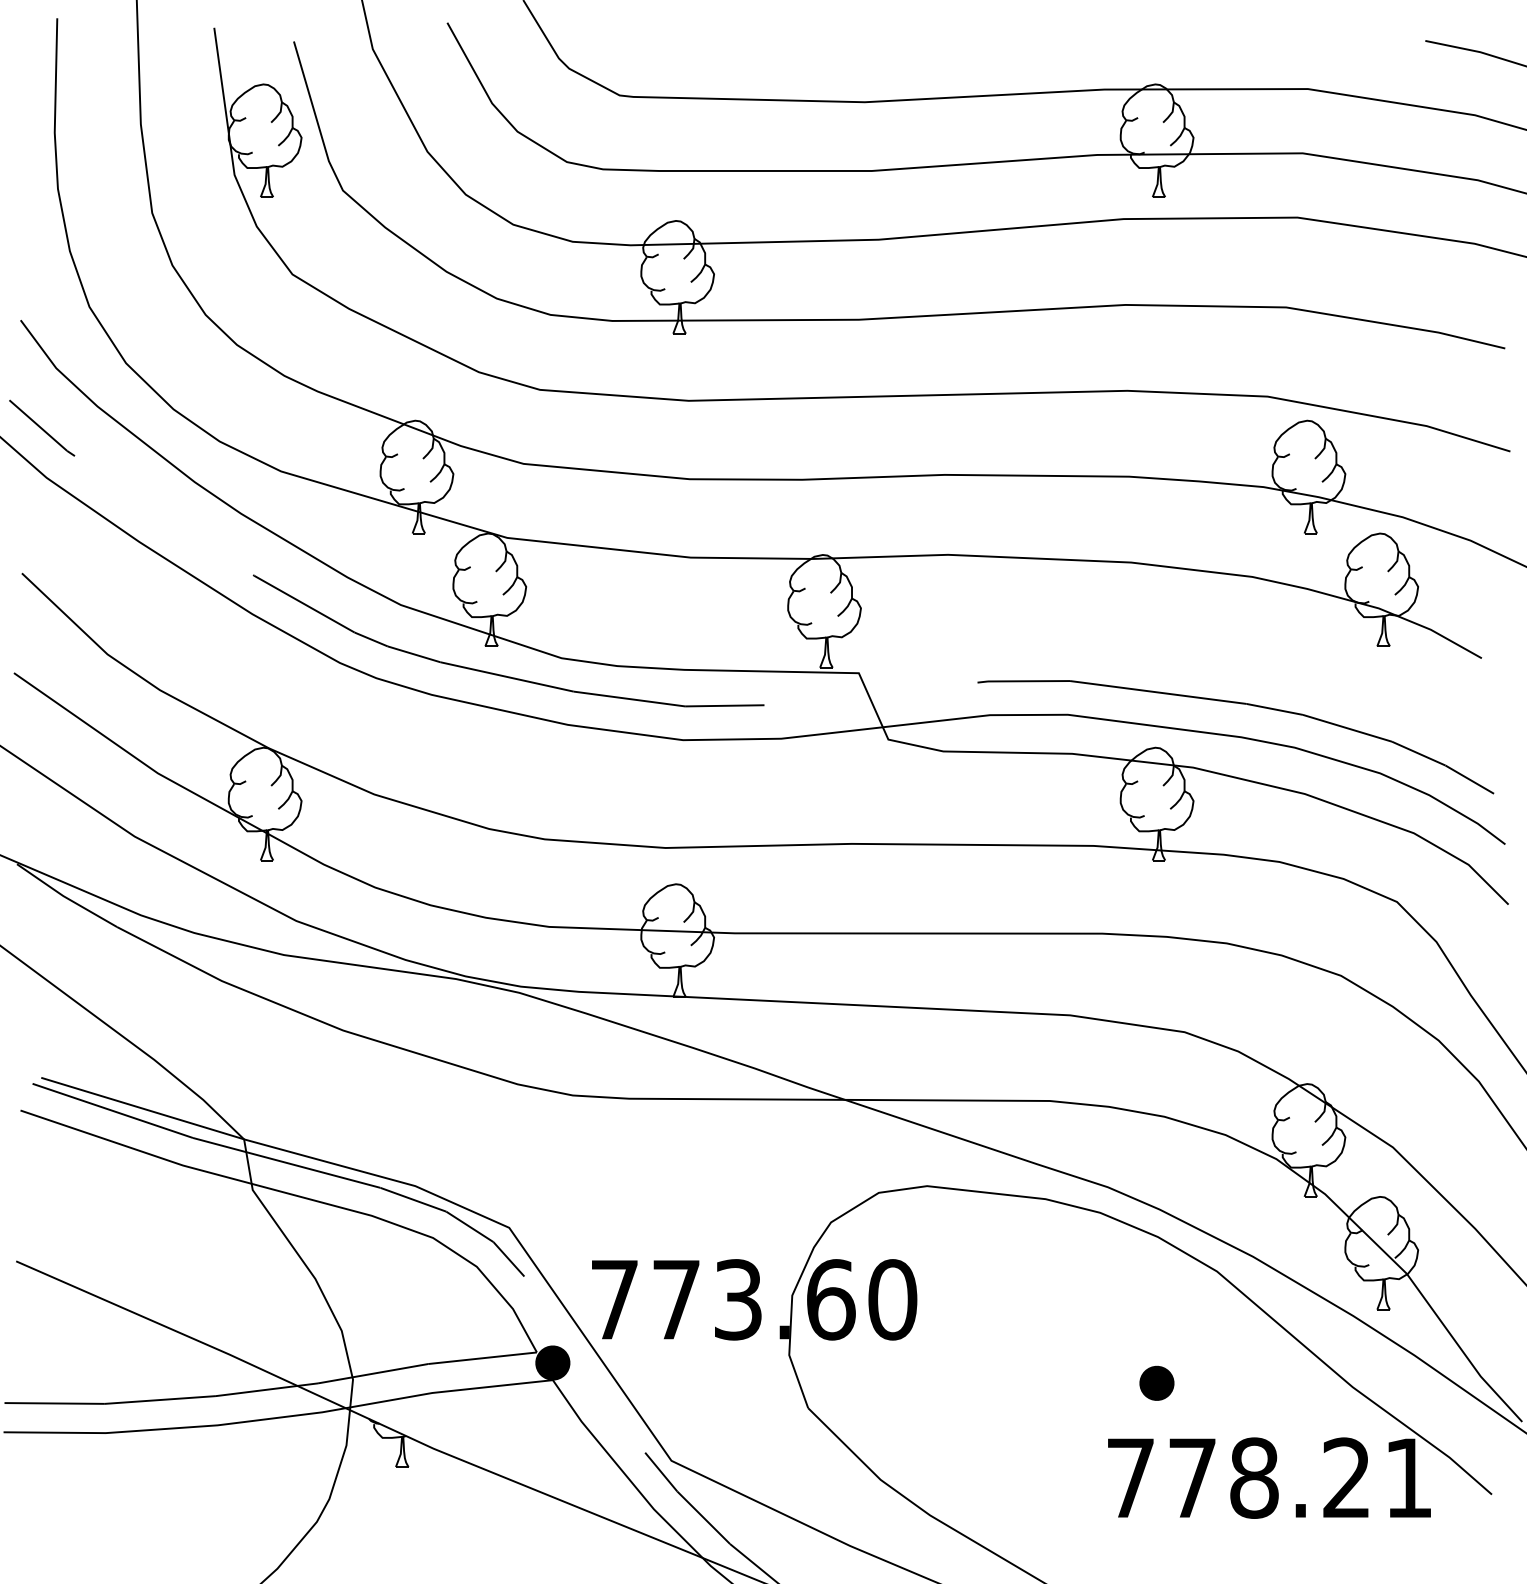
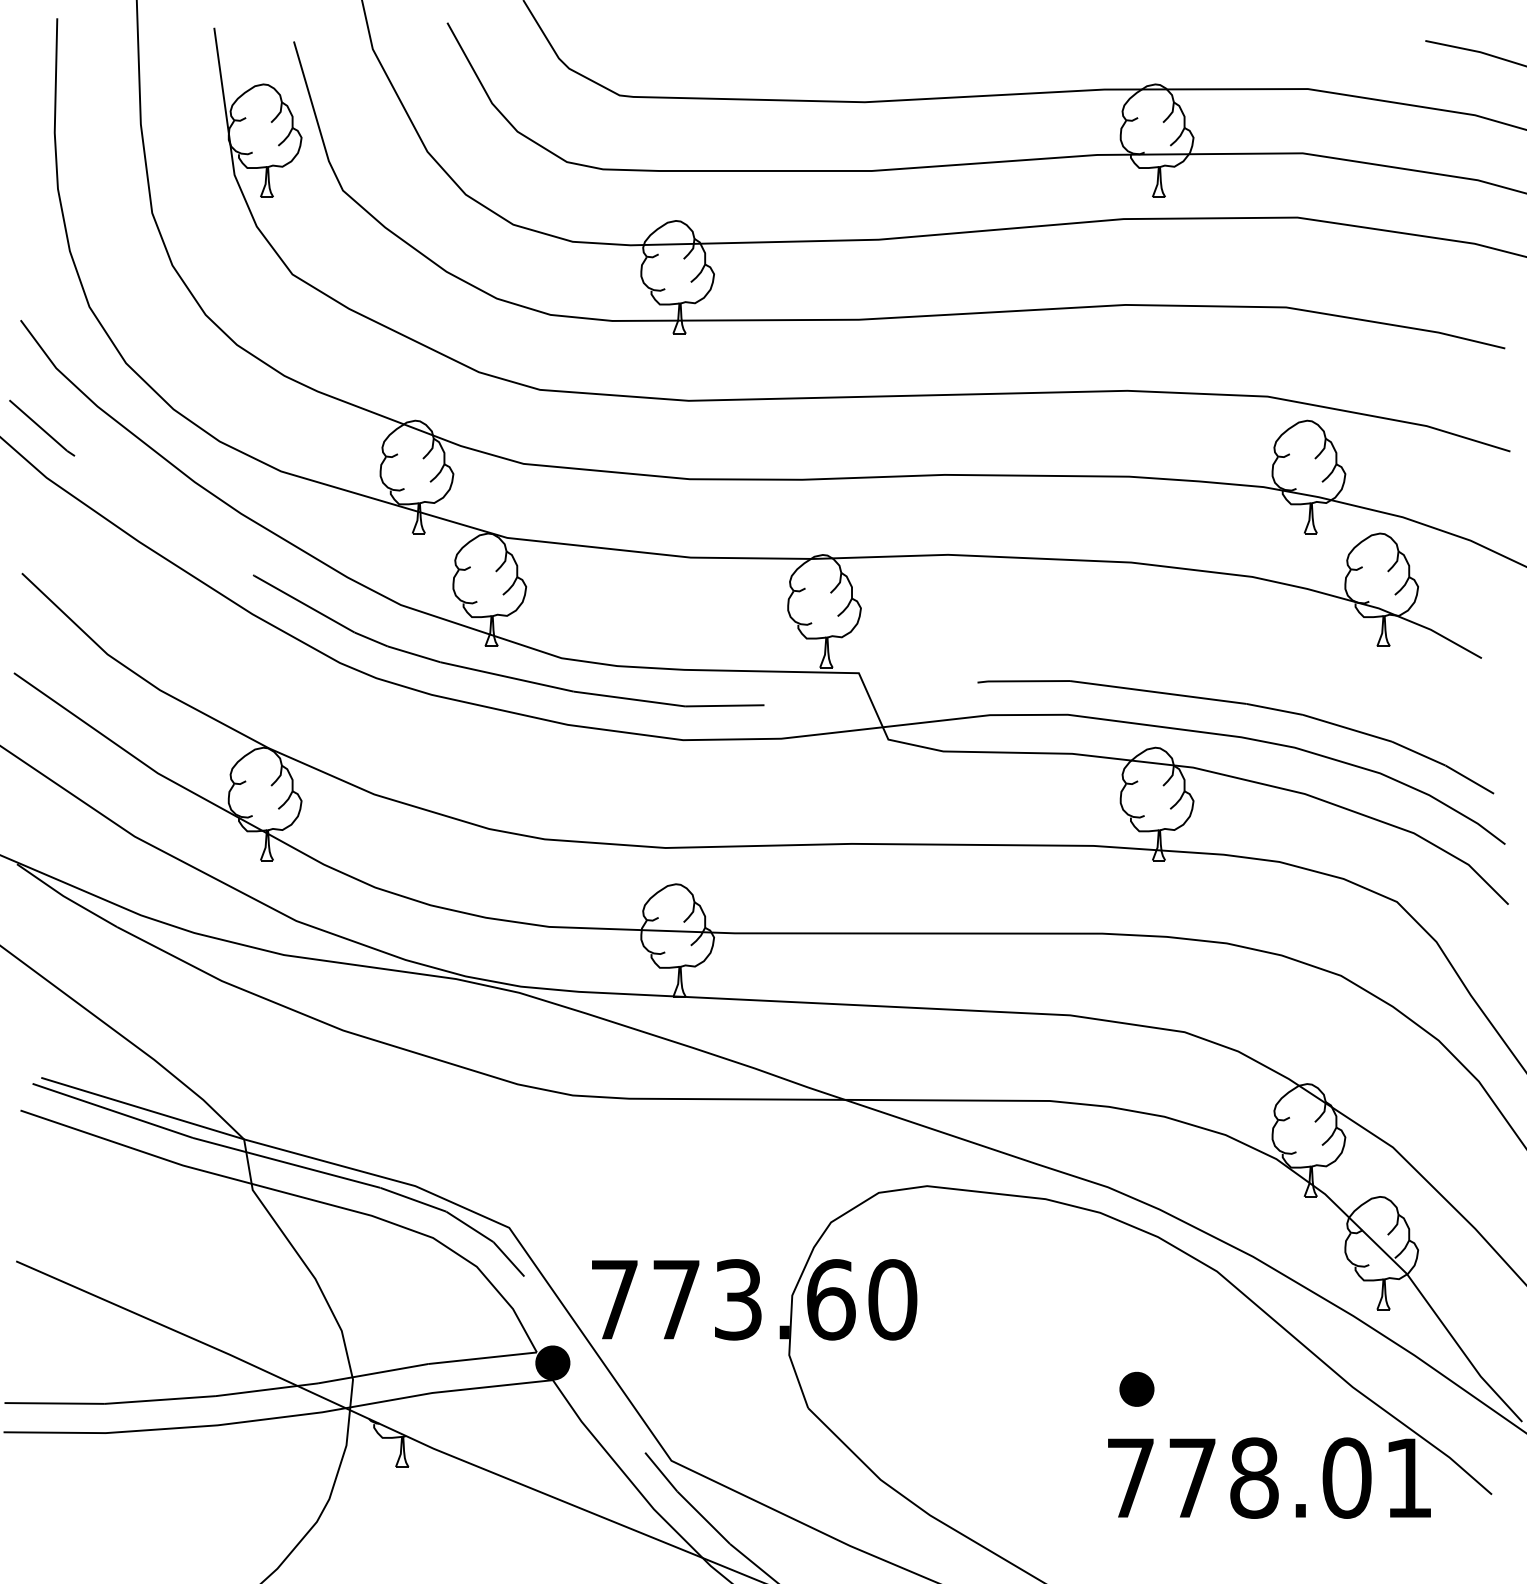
part position: (1156, 1382) -> (1136, 1388) (1136, 1388)
text: 778.21 -> 778.01 (1346, 1477)
